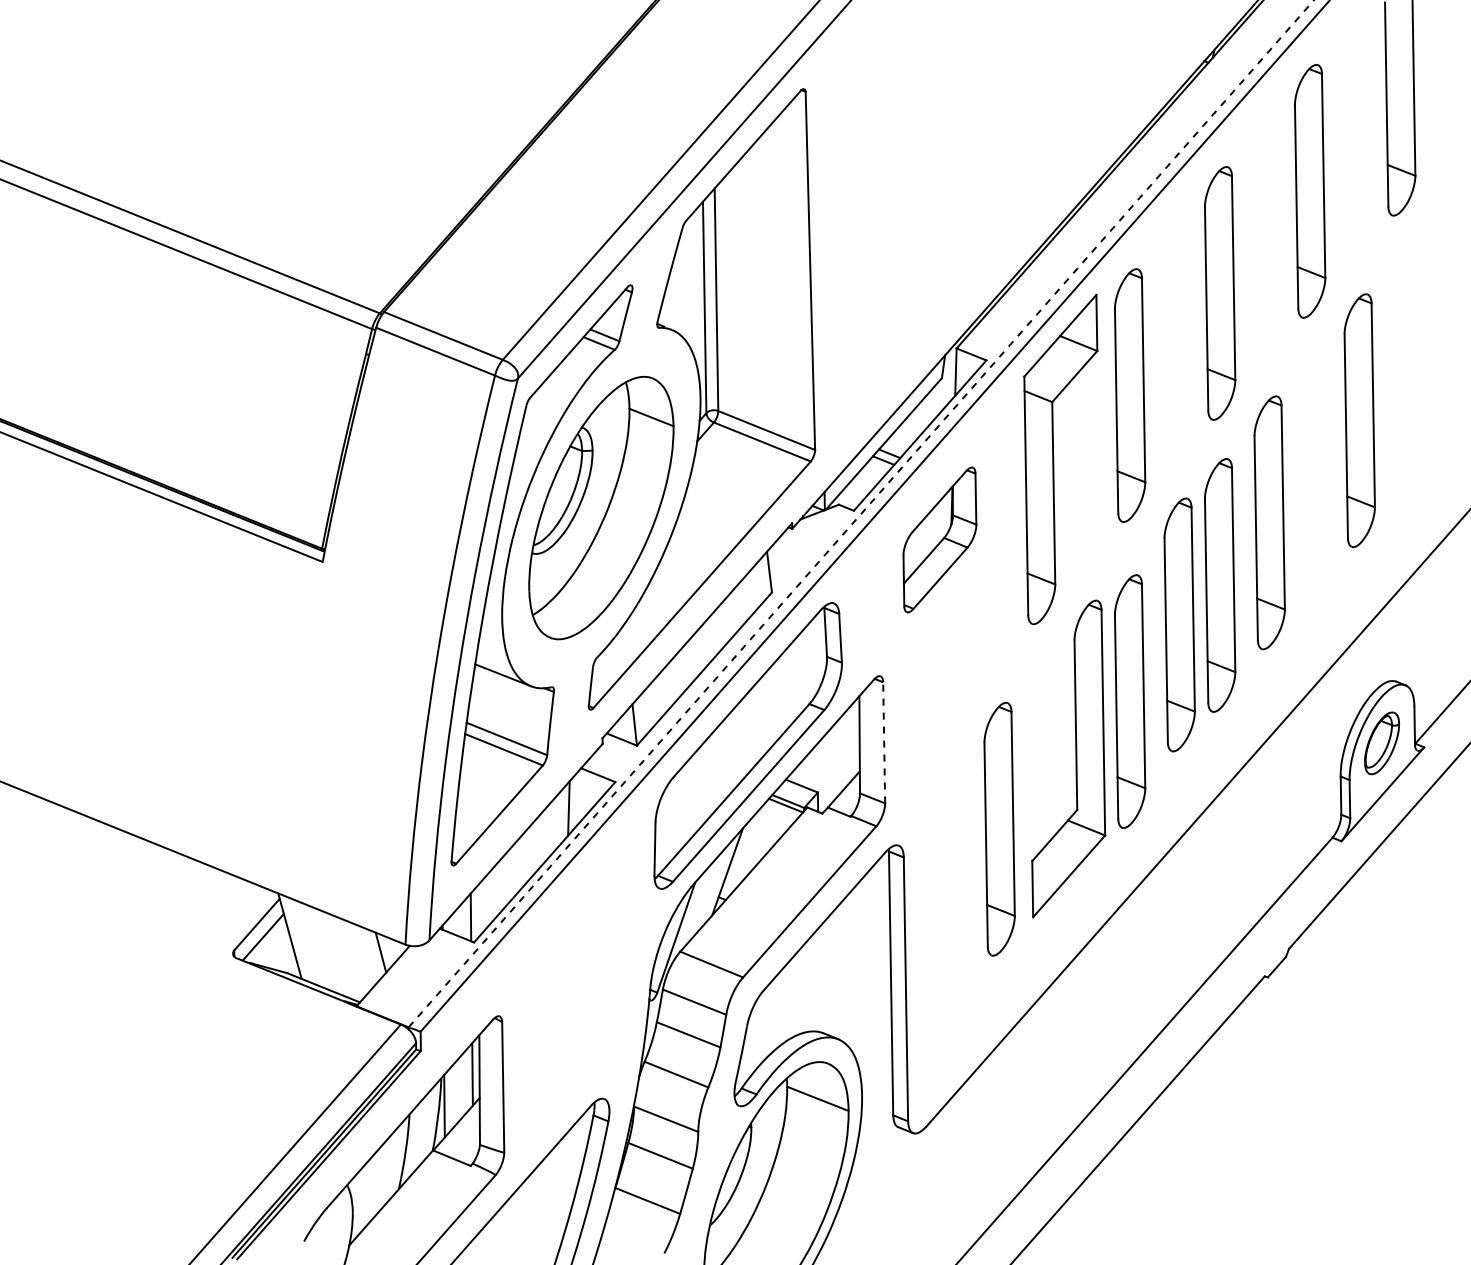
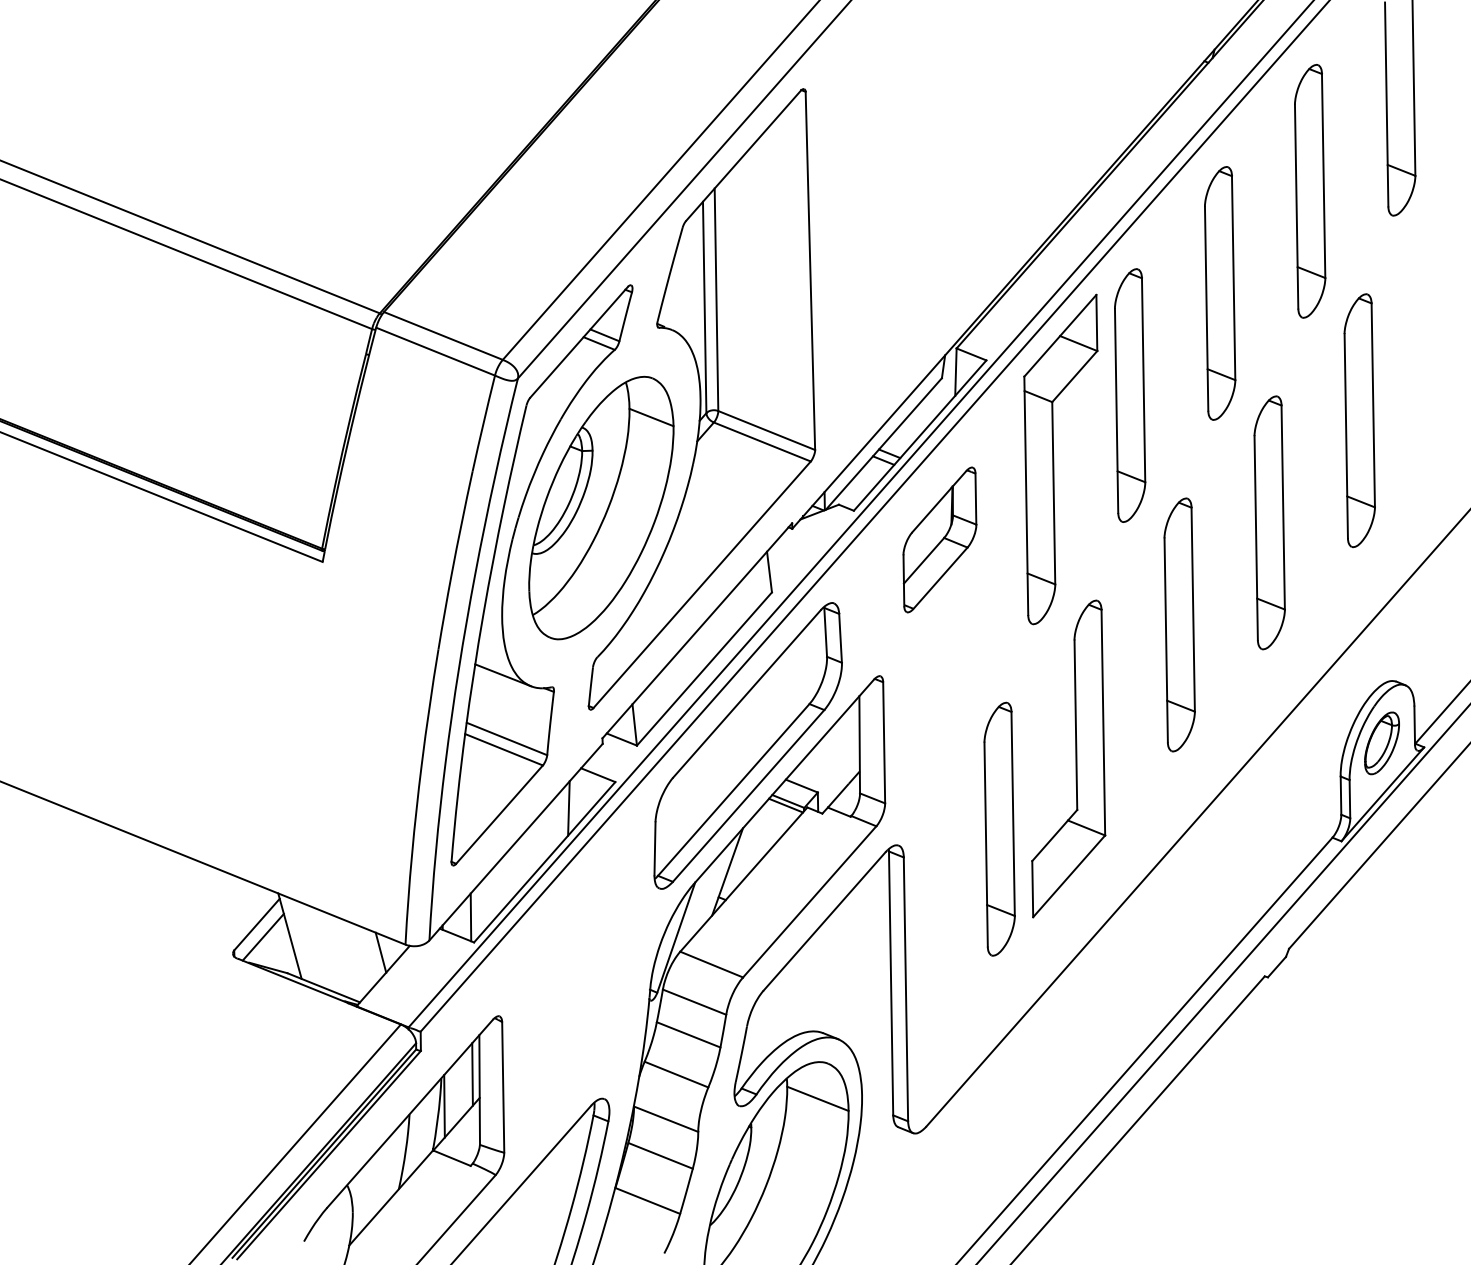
line: dashed -> solid (861, 513)
part: present -> none (1220, 585)
part: present -> none (1130, 701)
line: dashed -> solid (884, 742)
line: none -> present (1223, 984)
